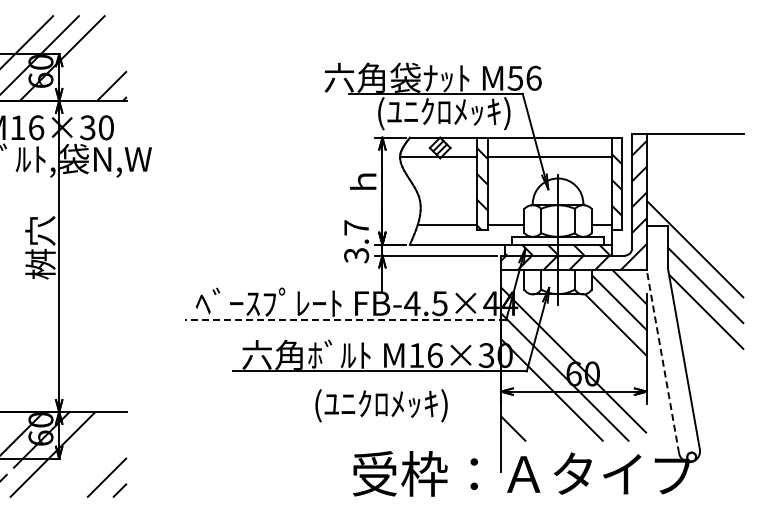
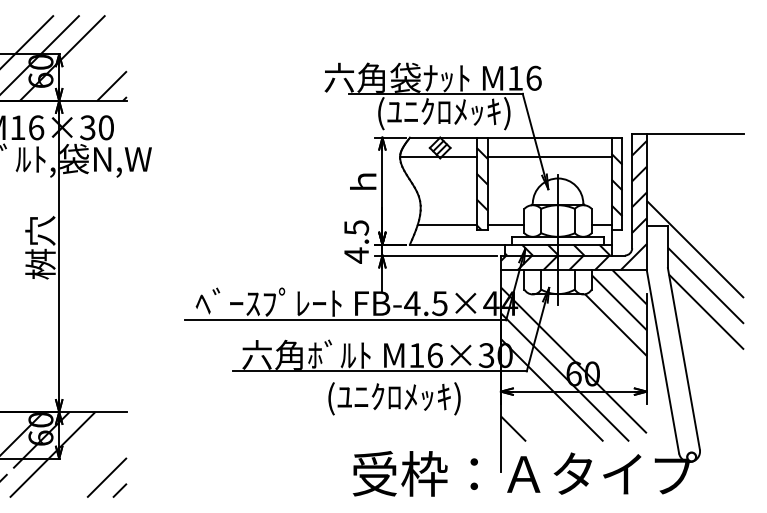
text: M56 -> M16 (515, 78)
text: 3.7 -> 4.5 (356, 241)
line: dashed -> solid (345, 320)
line: dashed -> solid (662, 361)
text position: (381, 405) -> (394, 398) (394, 398)
